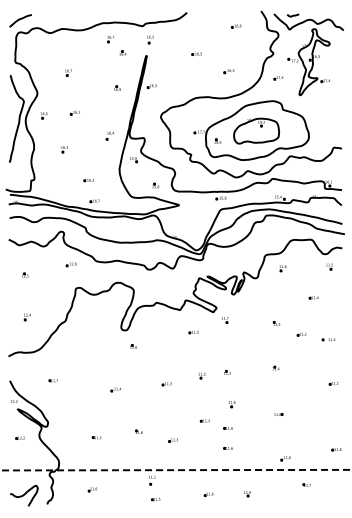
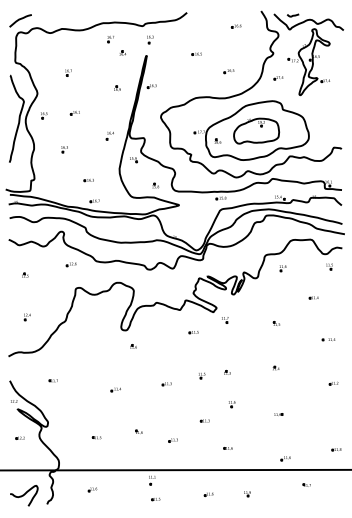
part: present -> none (301, 334)
part: present -> none (227, 428)
line: dashed -> solid (175, 470)
